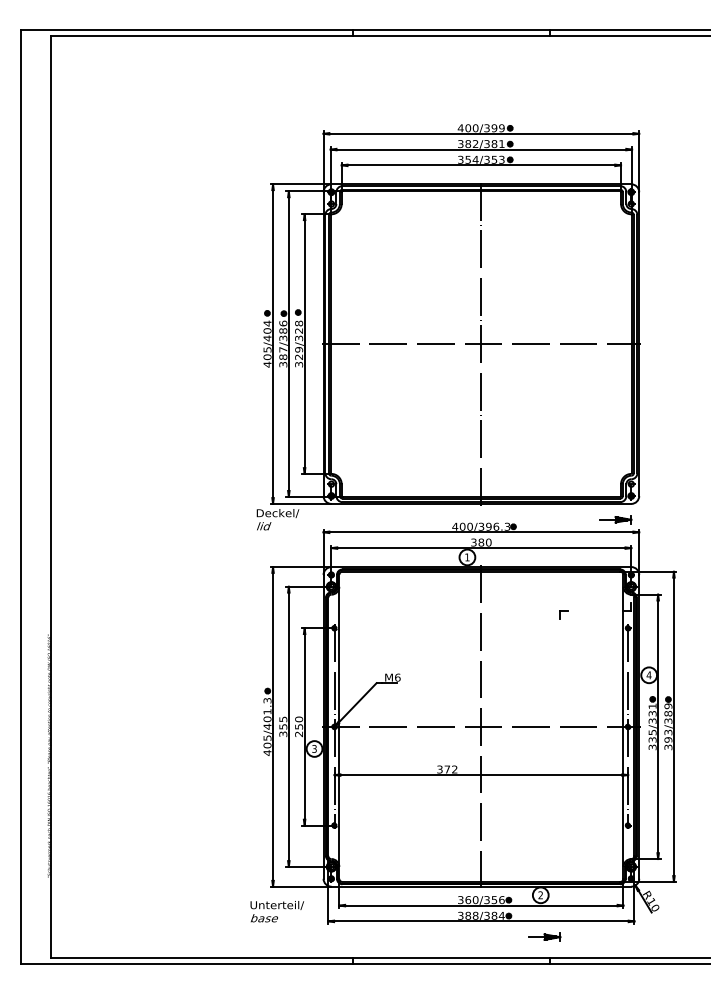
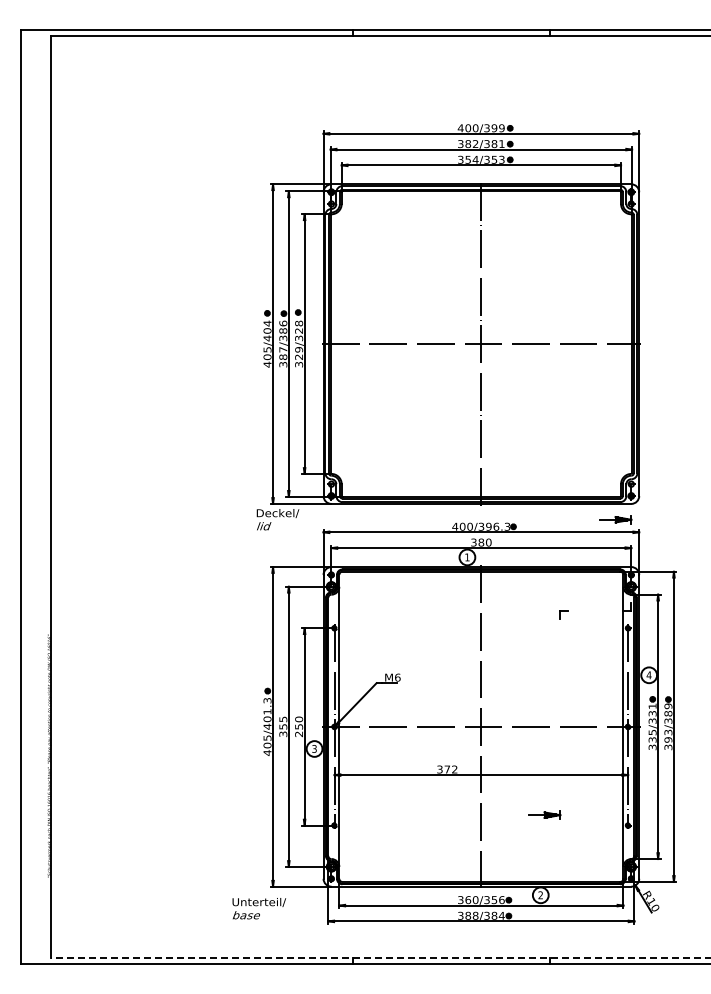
text position: (276, 911) -> (258, 908) (258, 908)
part position: (544, 936) -> (544, 814) (544, 814)
line: solid -> dashed (380, 957)
